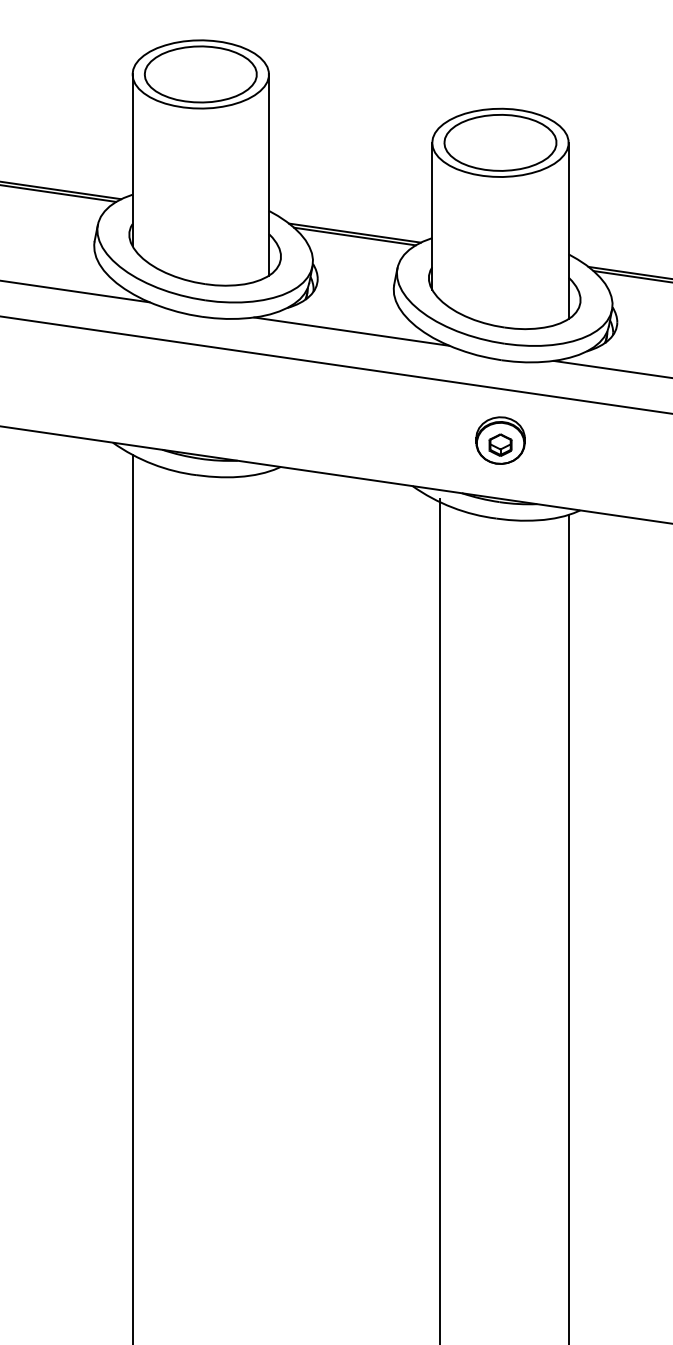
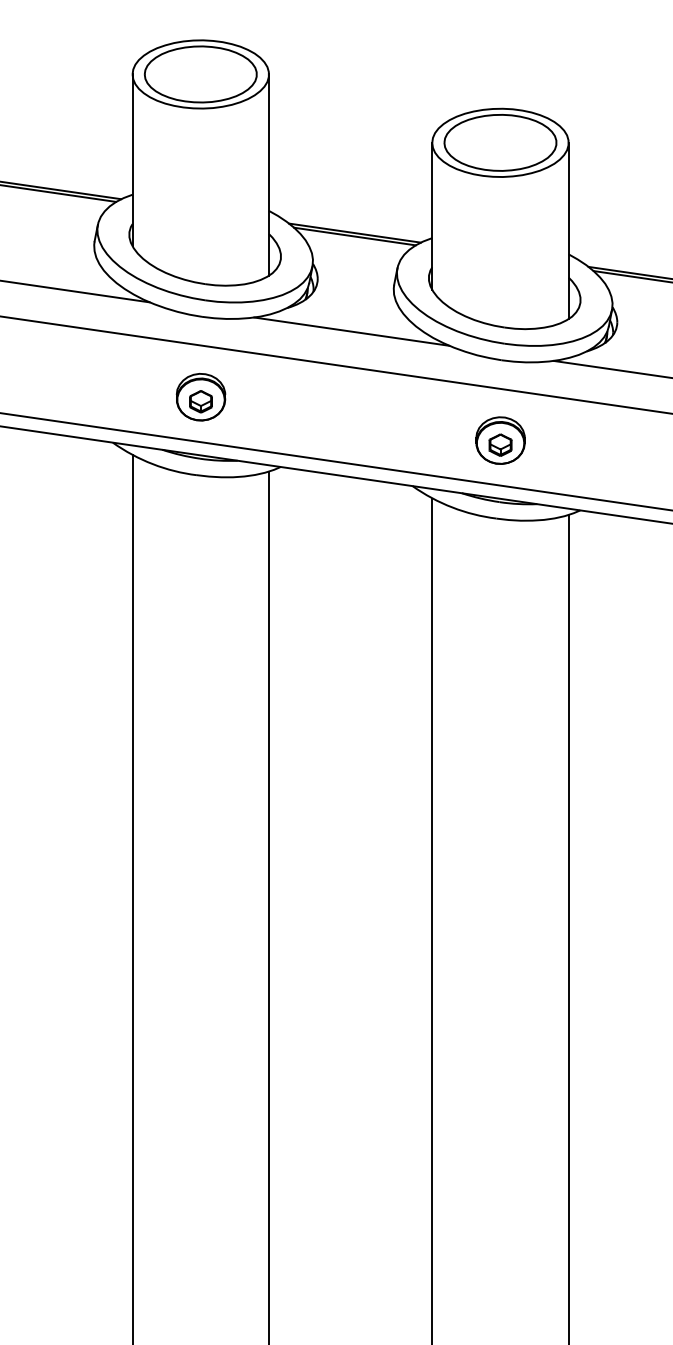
part: none -> present (200, 397)
line: none -> present (335, 461)
line: none -> present (269, 906)
line position: (440, 919) -> (432, 919) (432, 919)
